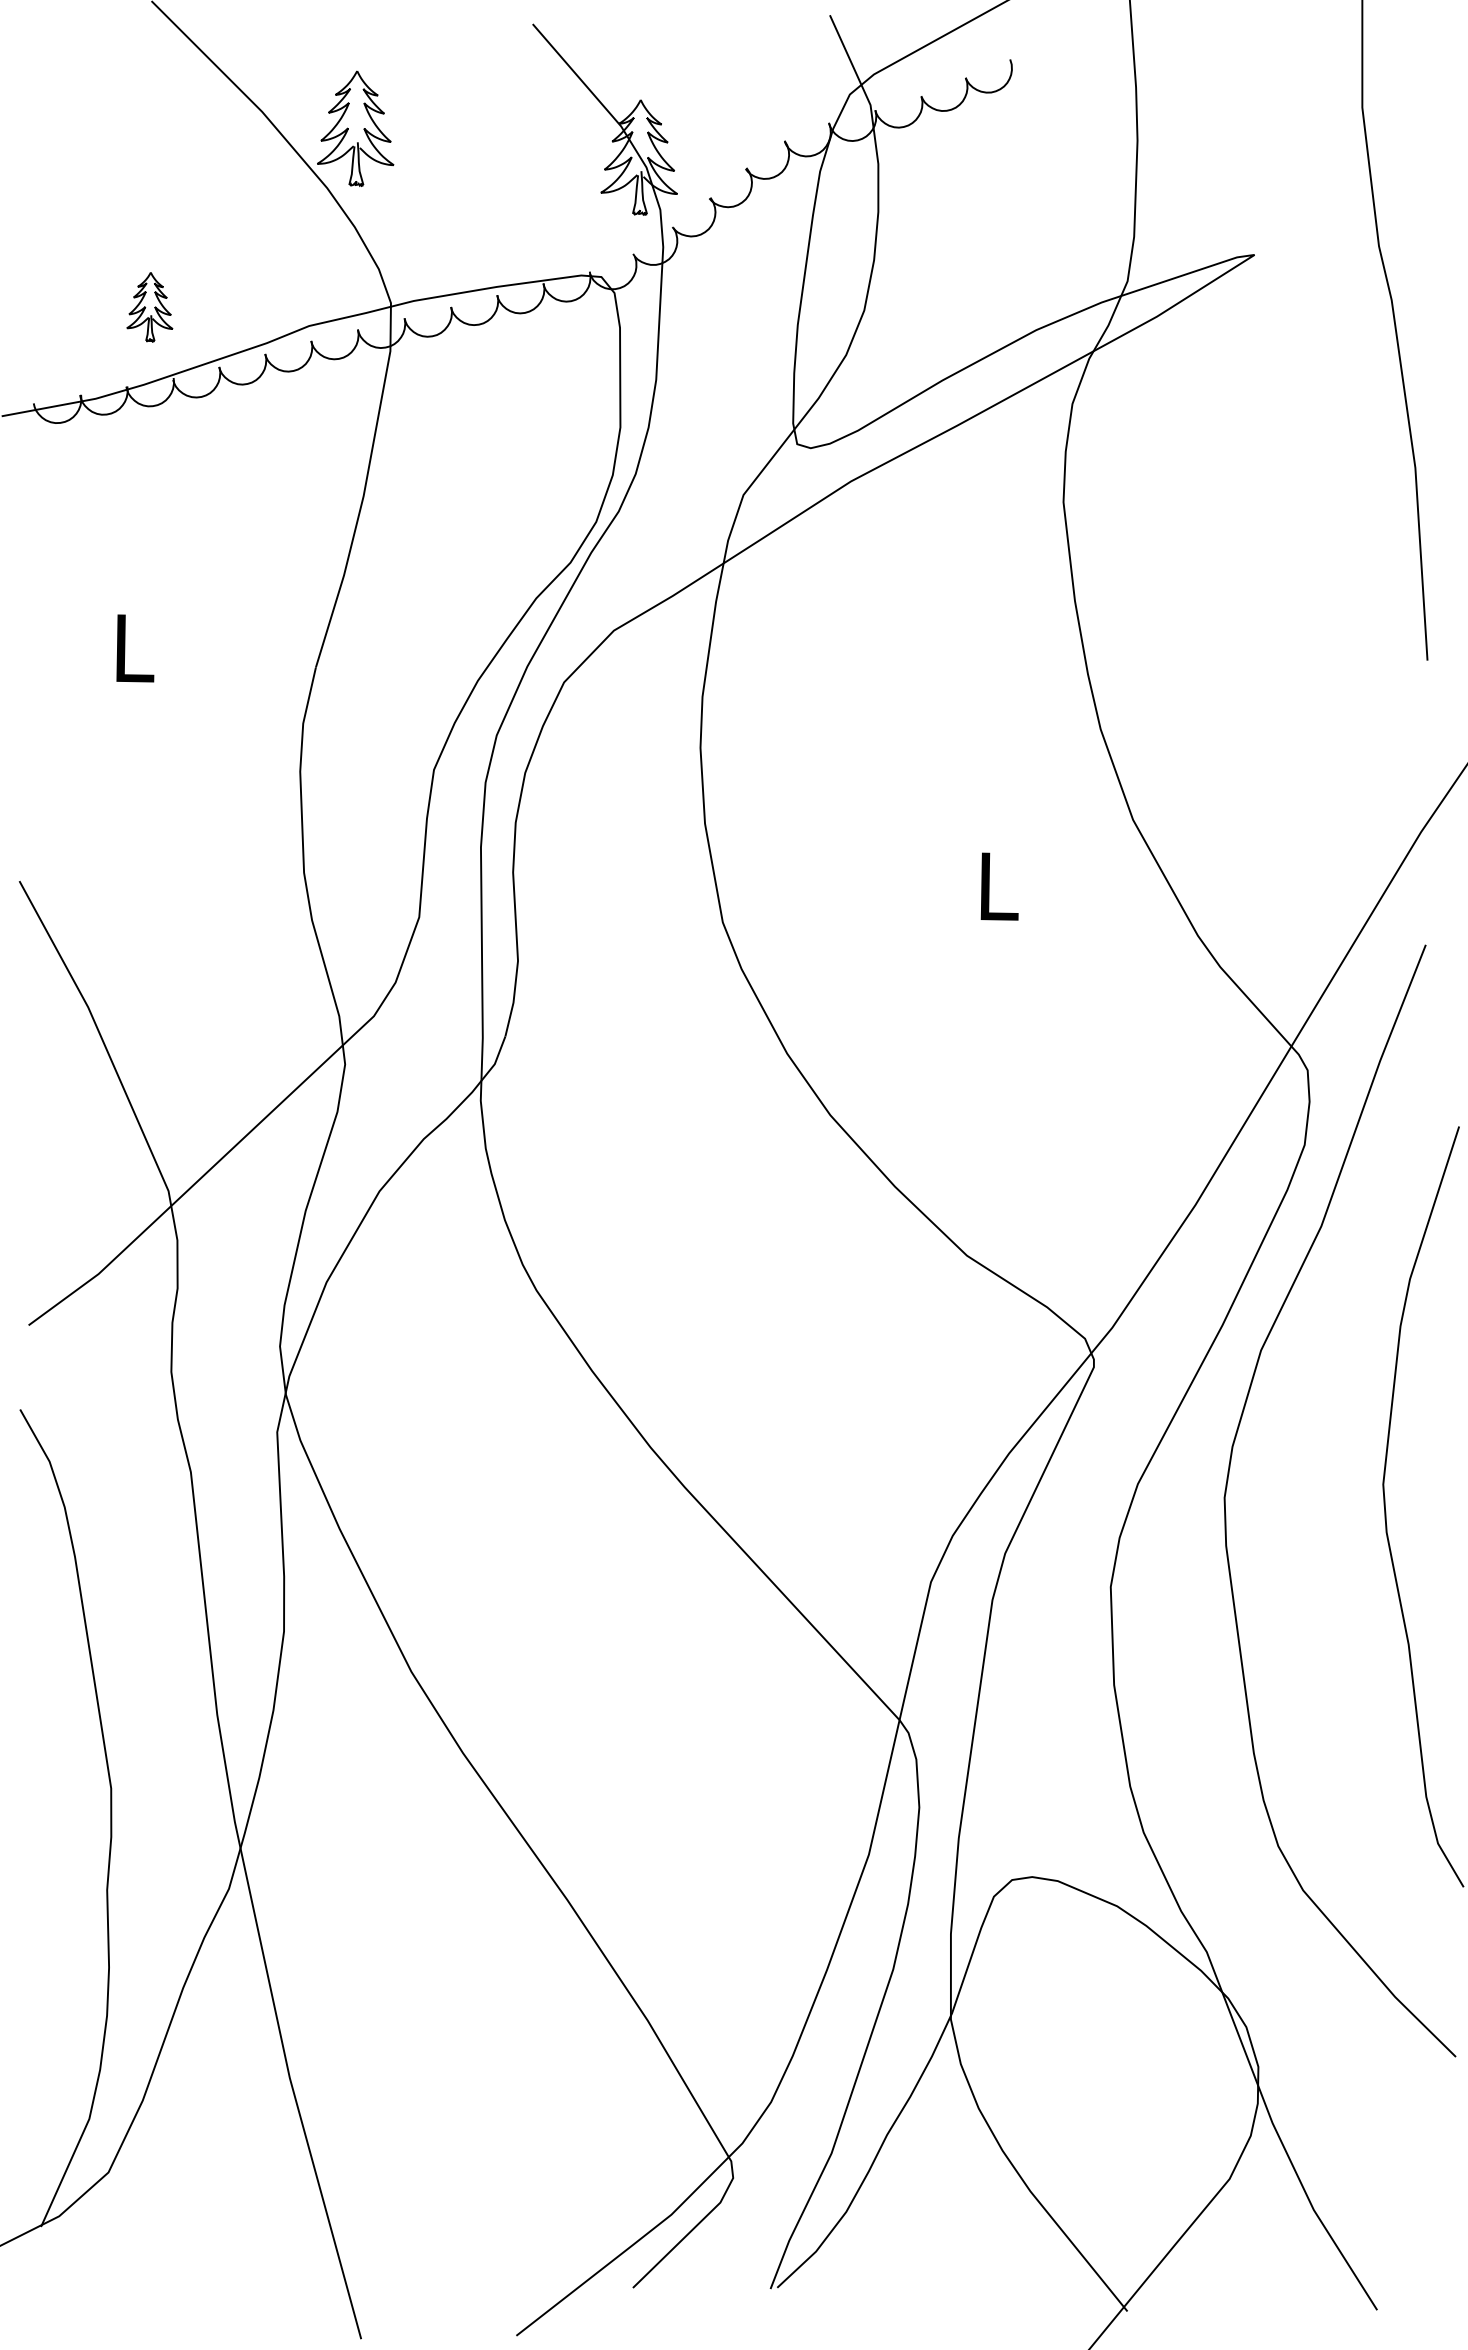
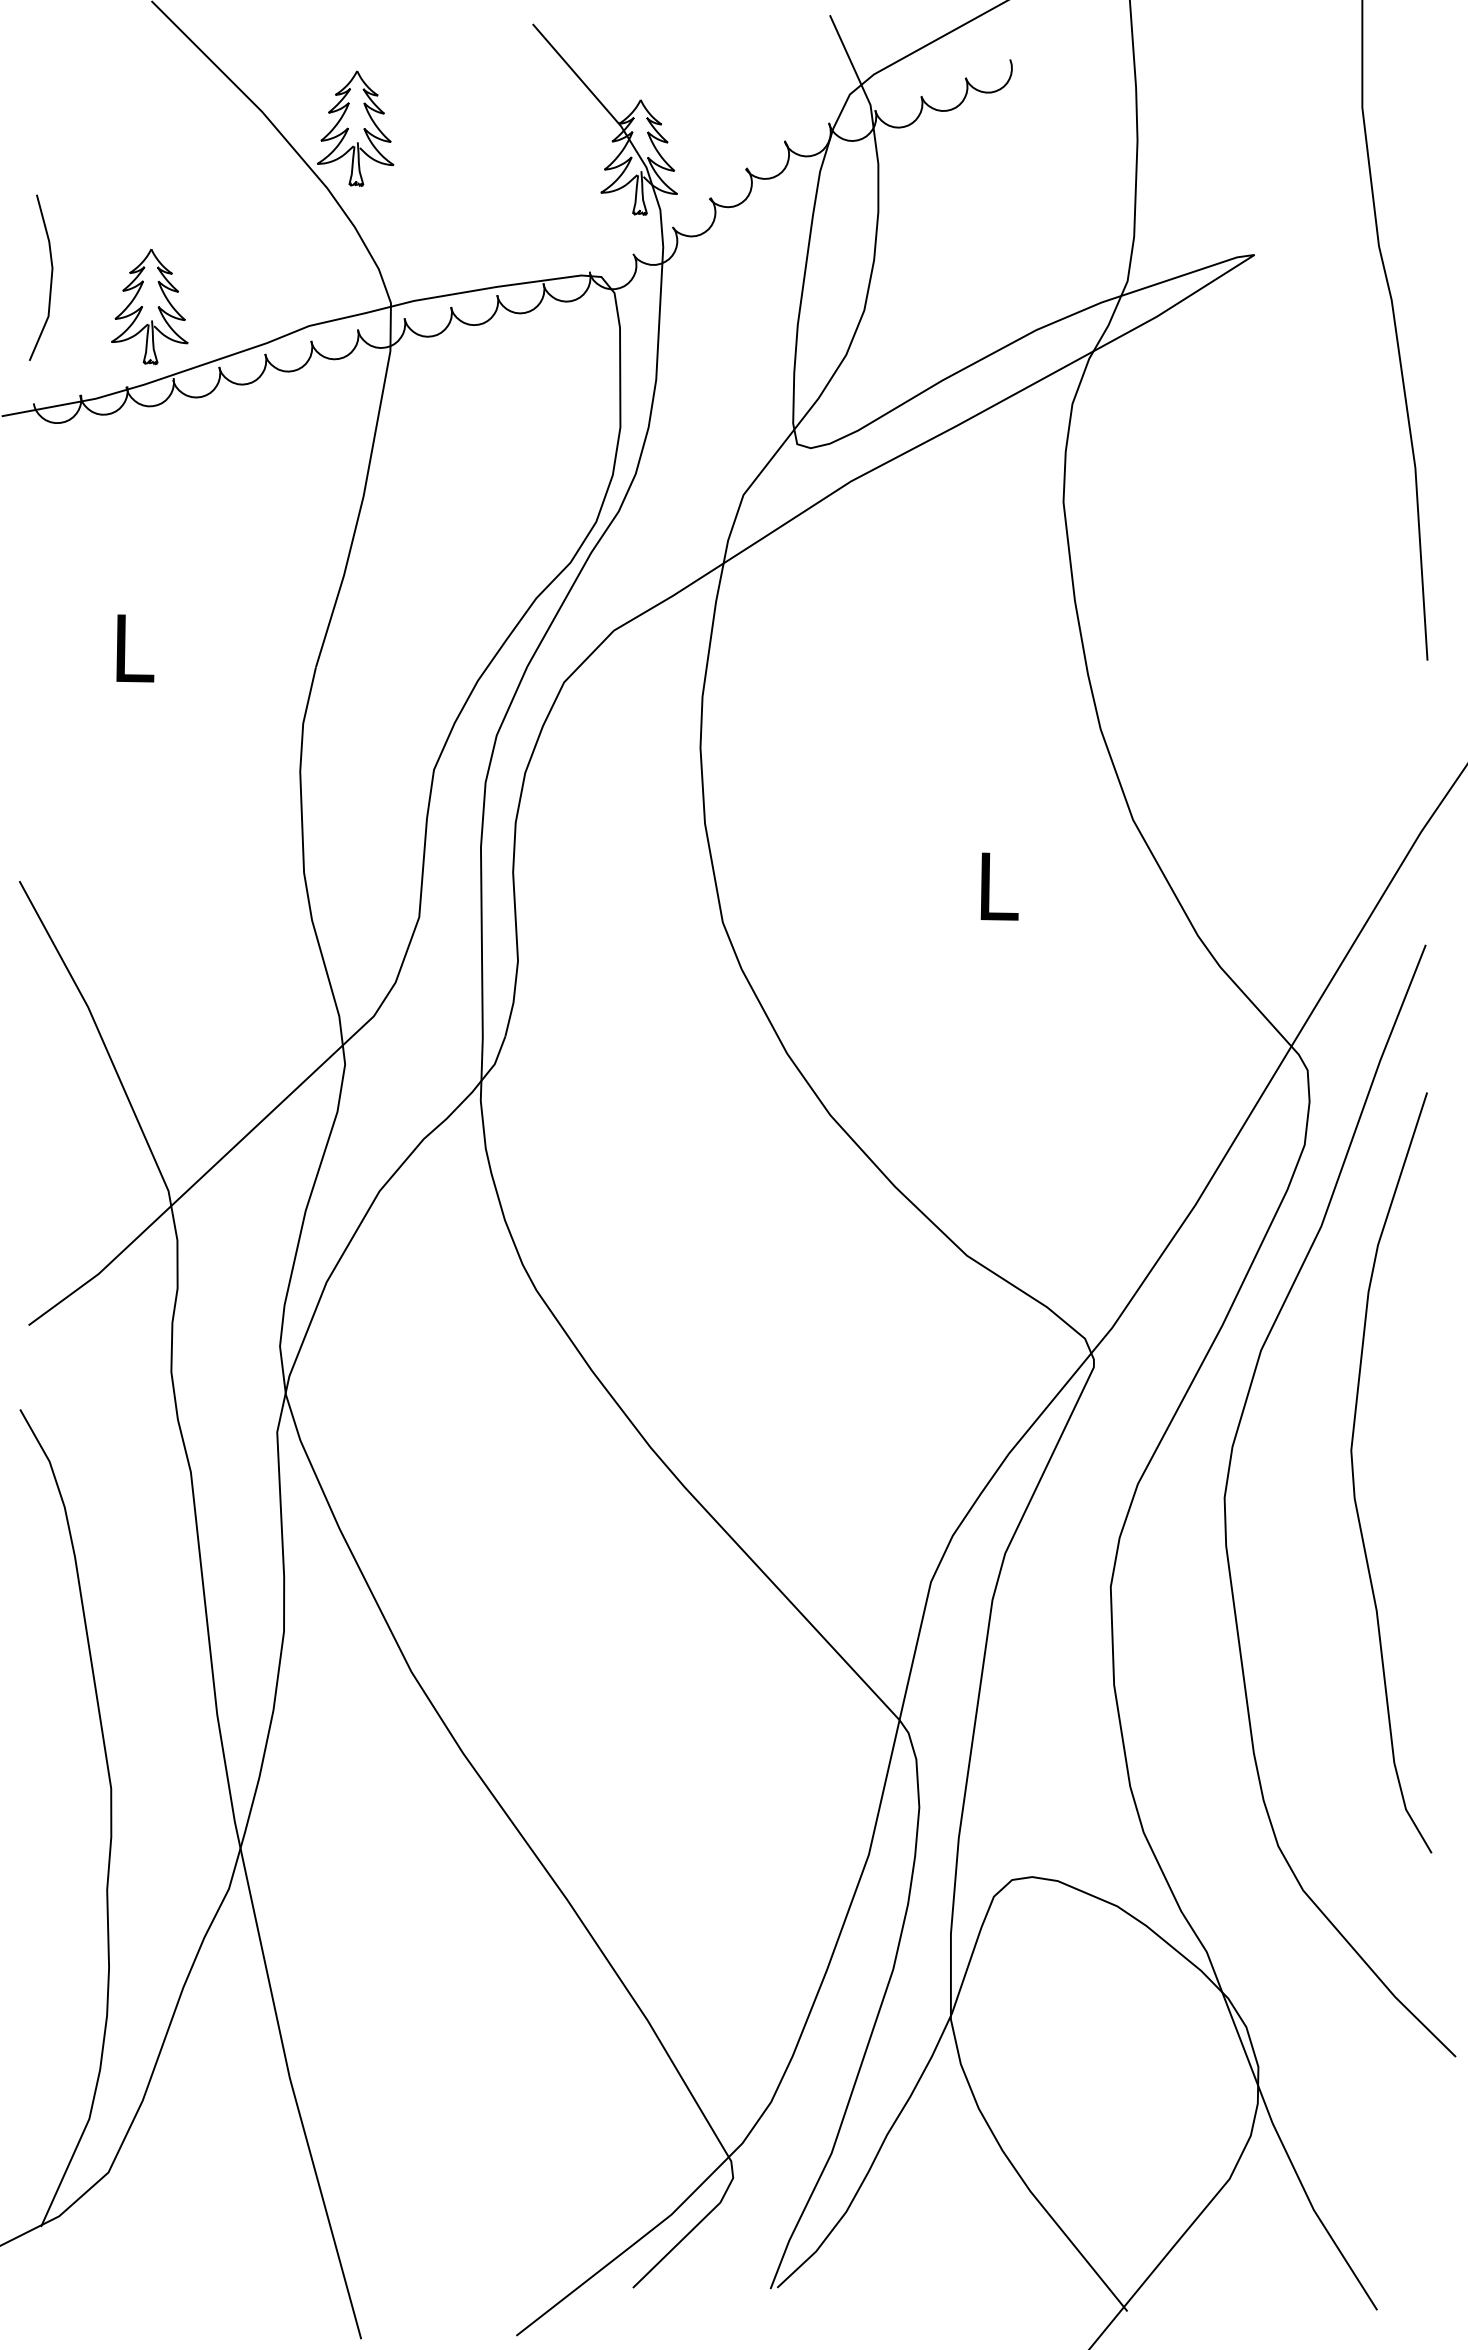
line: none -> present (50, 277)
part size: 48x71 px -> 78x117 px (149, 307)
curve position: (1386, 1511) -> (1354, 1477) (1354, 1477)
